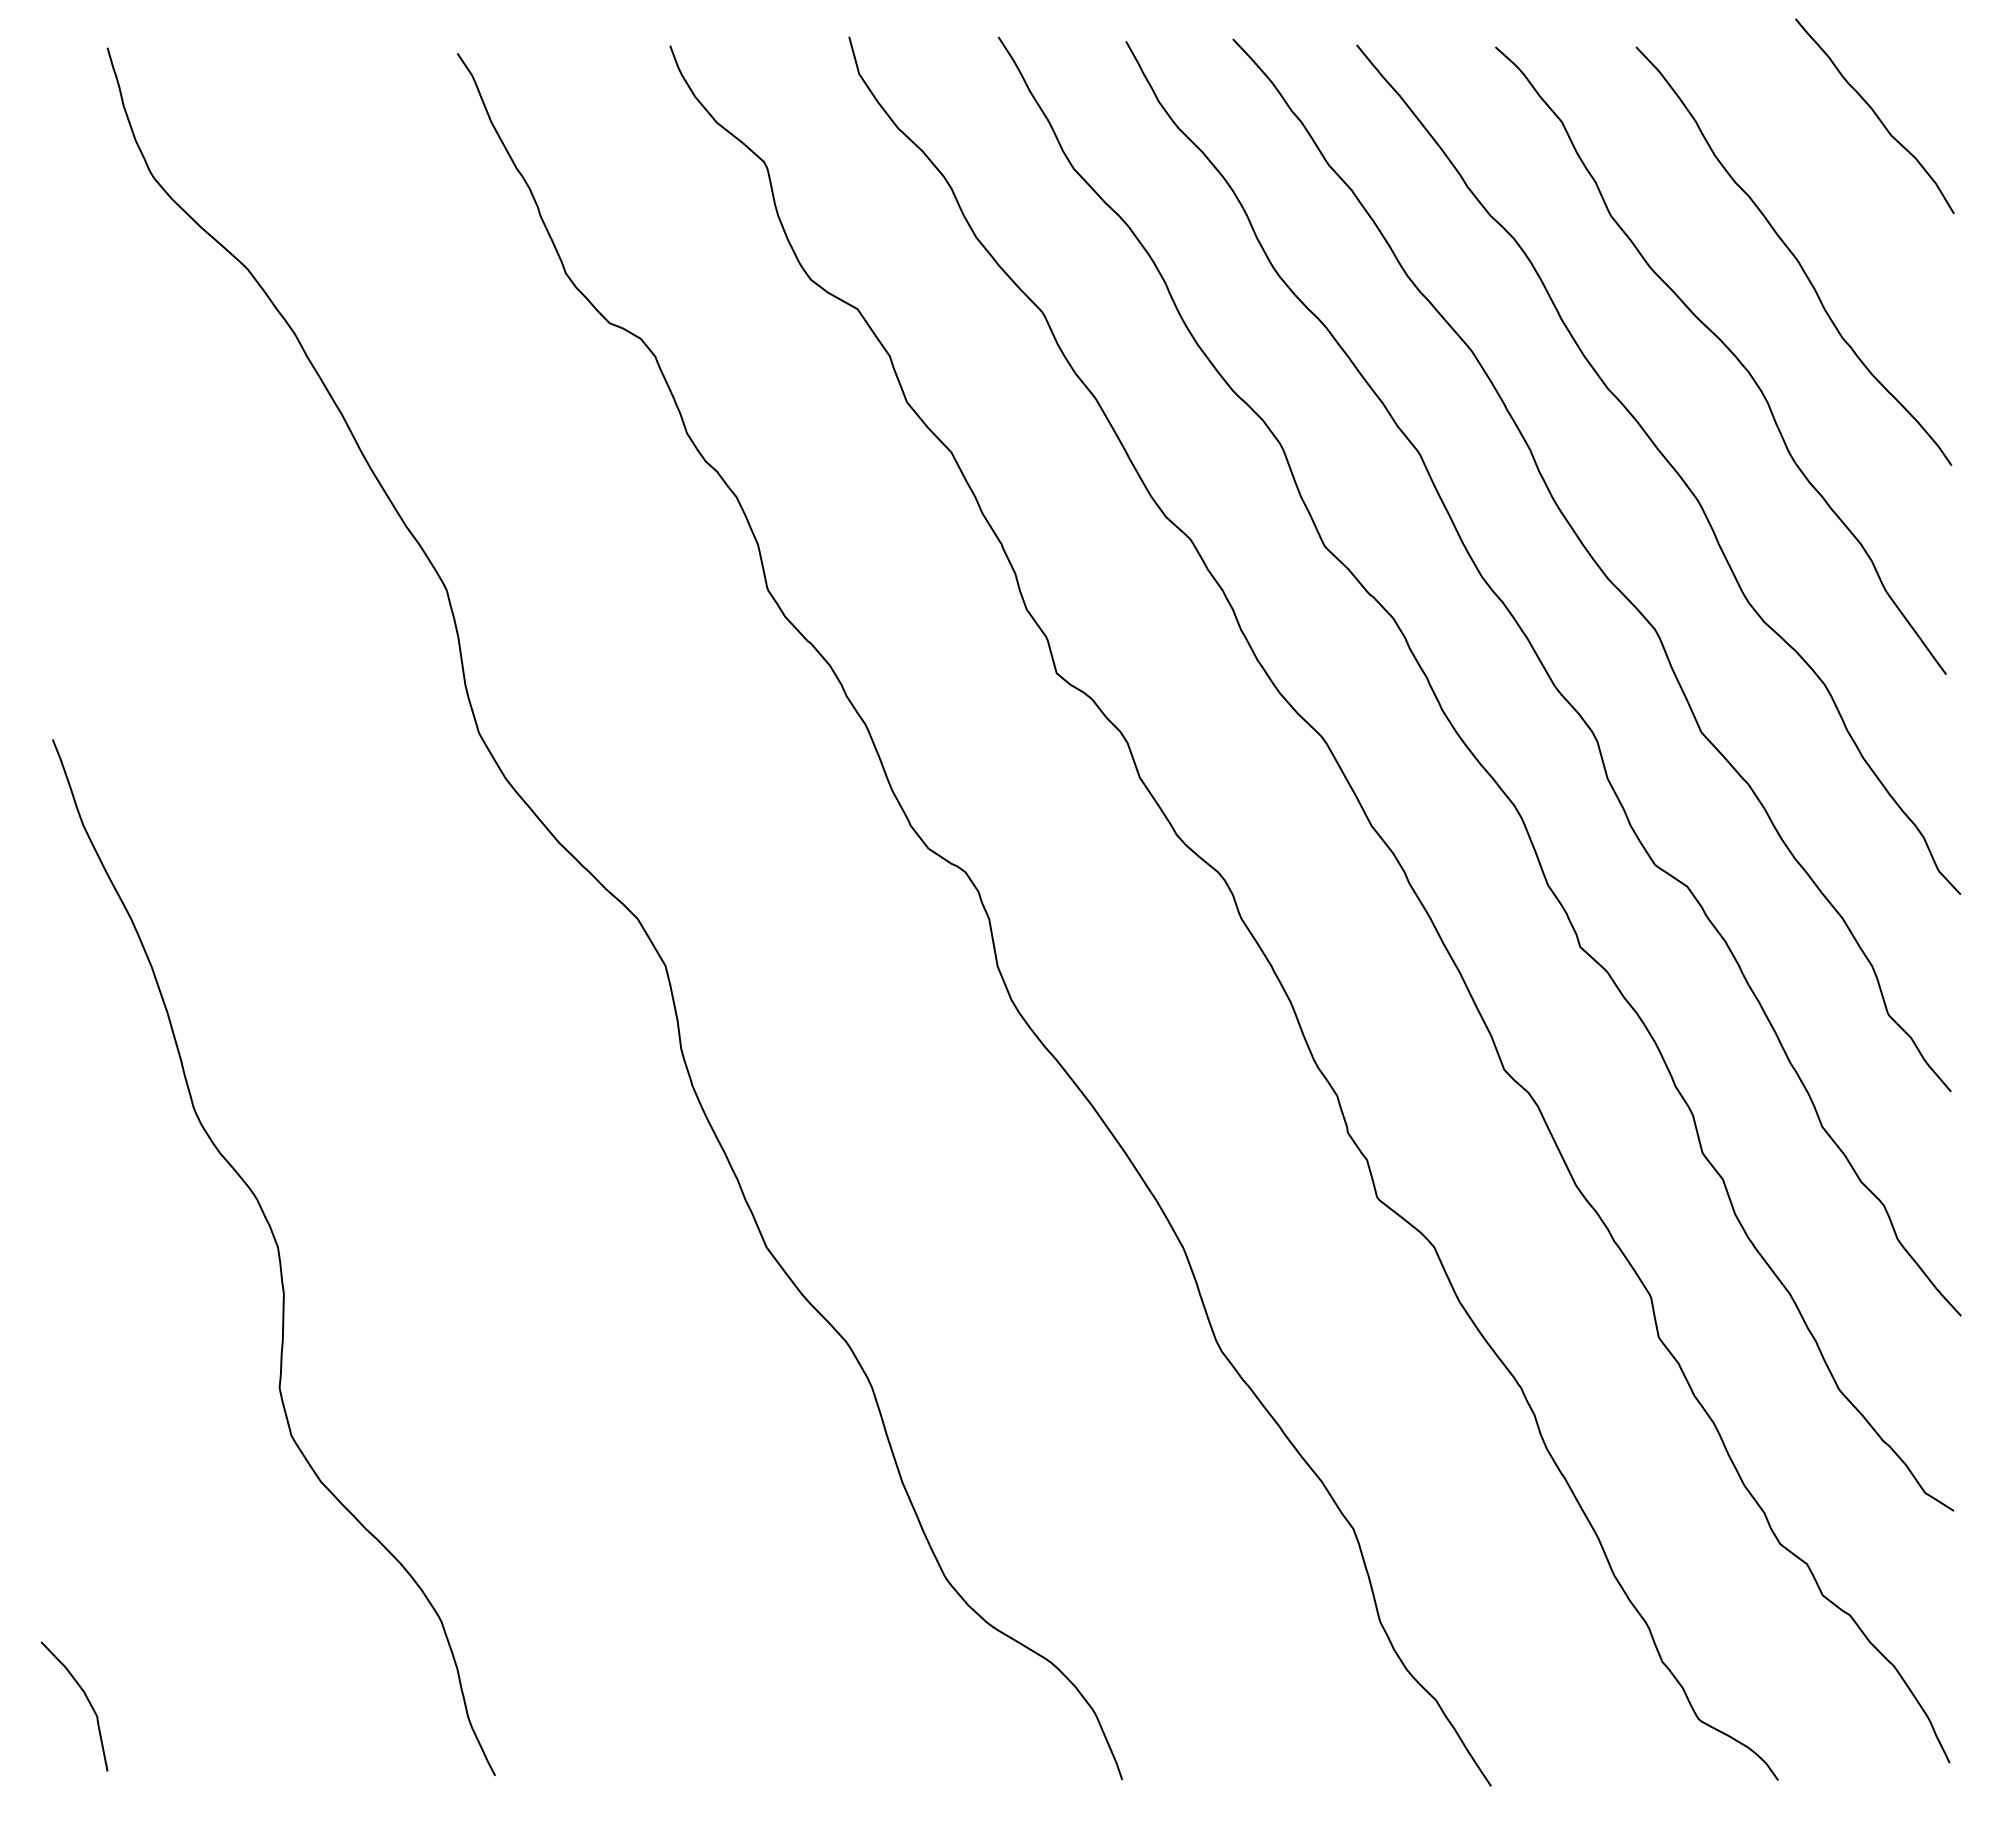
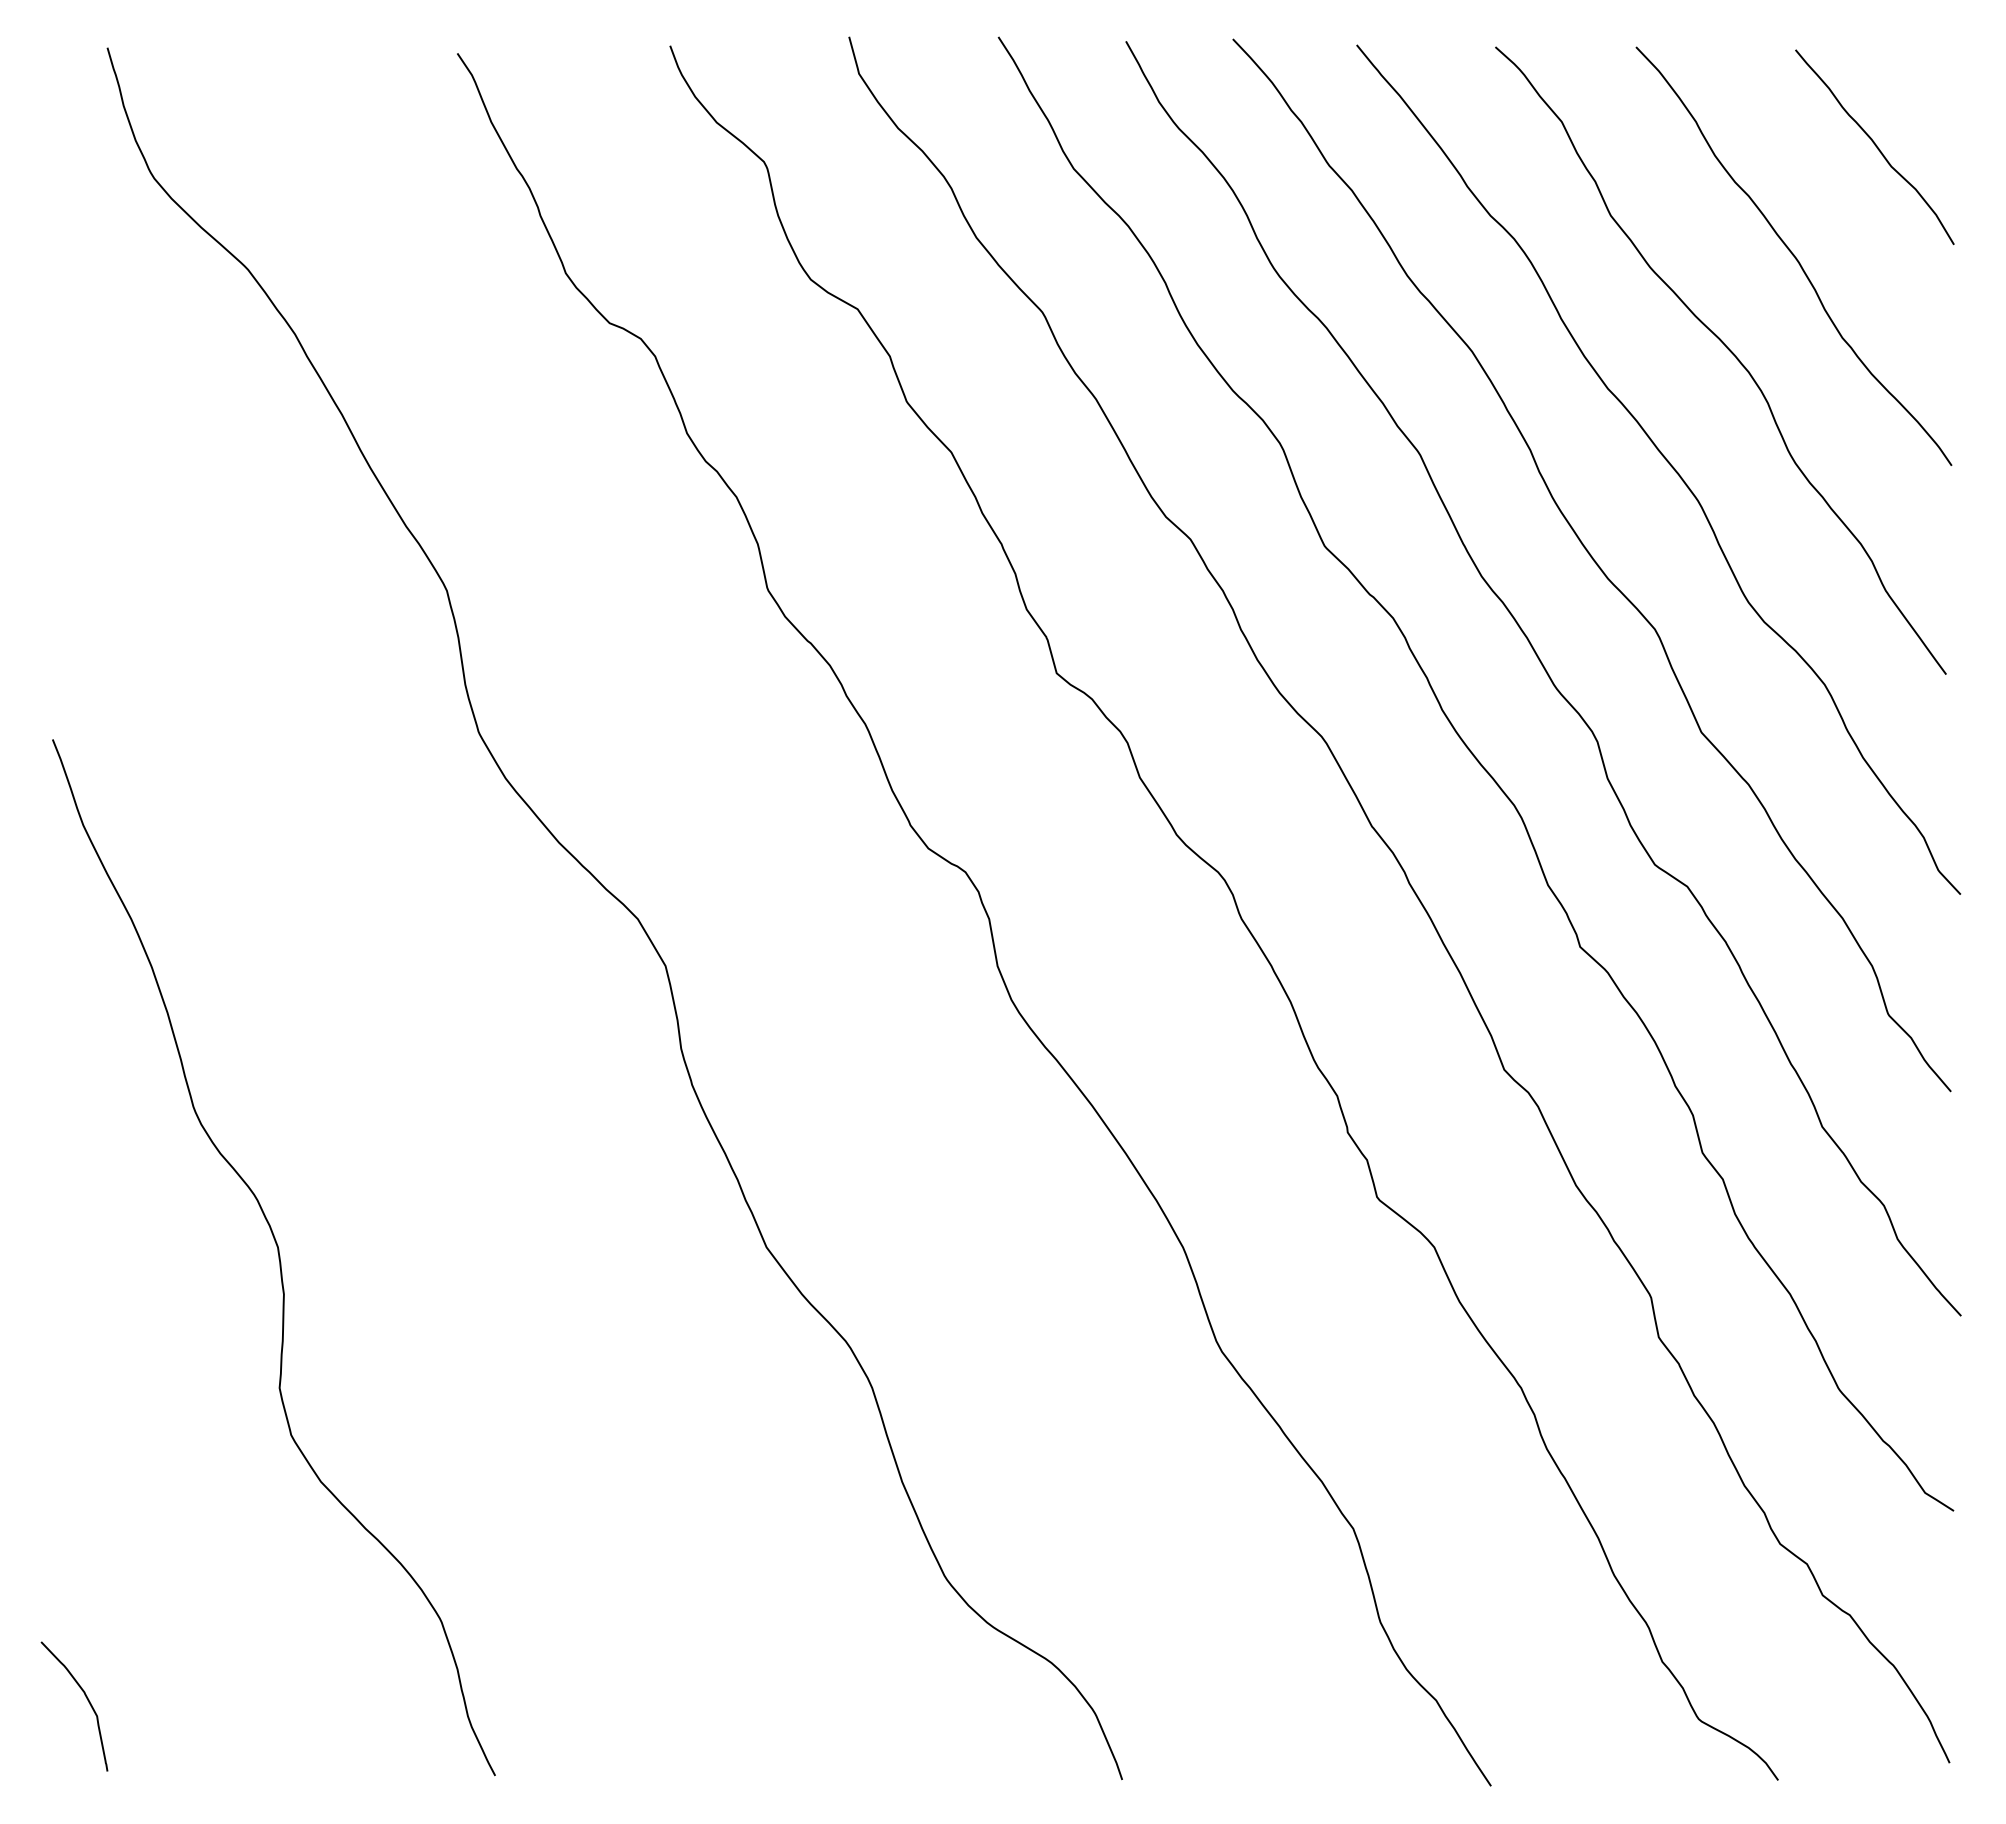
curve position: (1874, 114) -> (1874, 145) (1874, 145)
